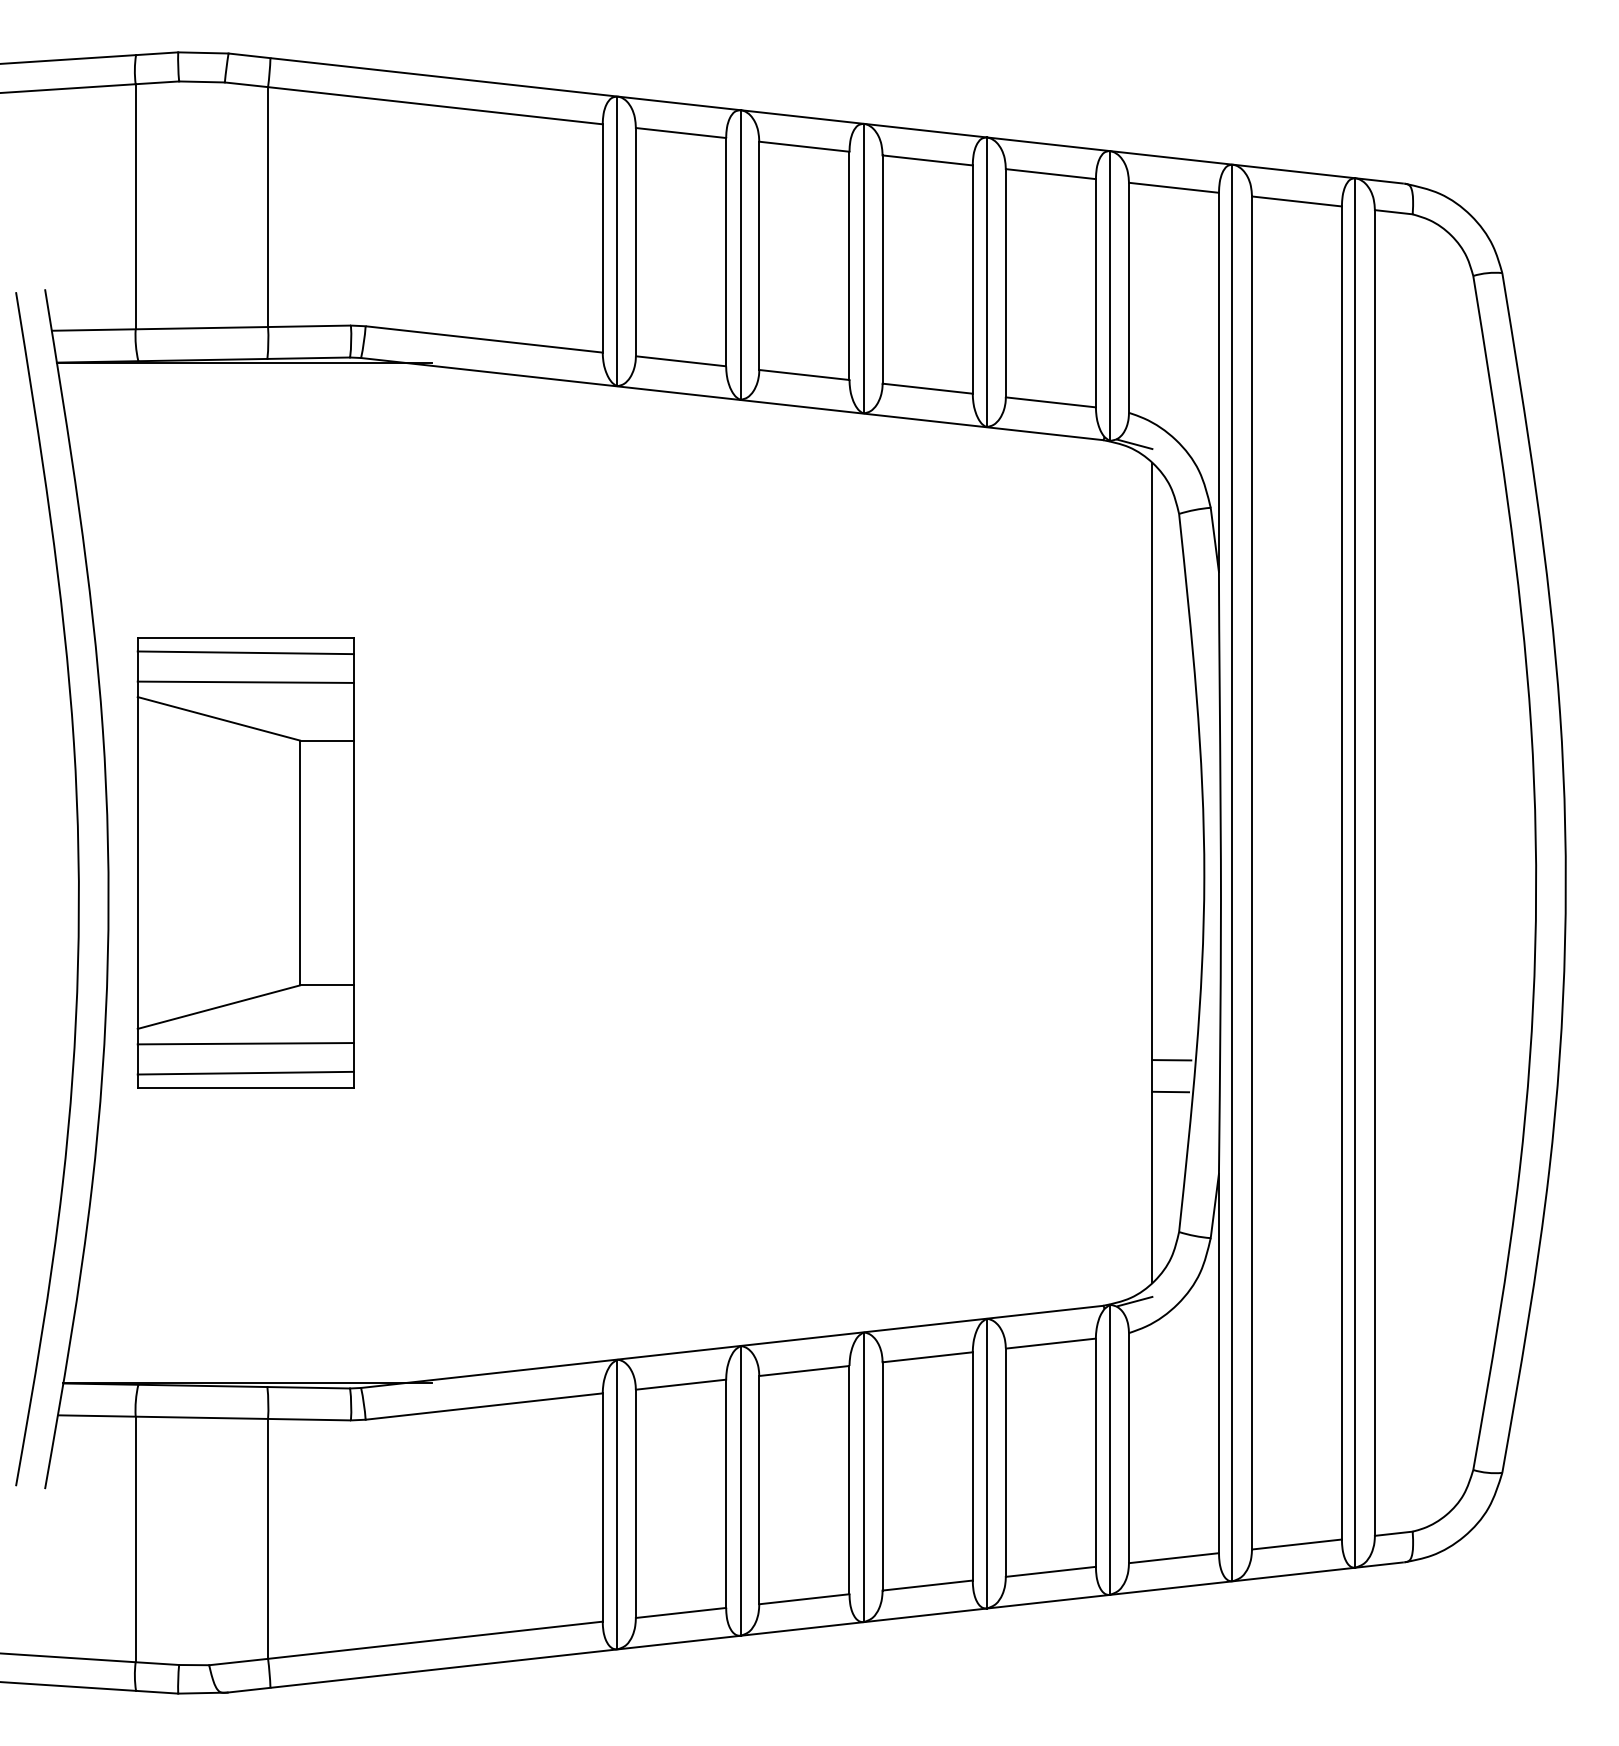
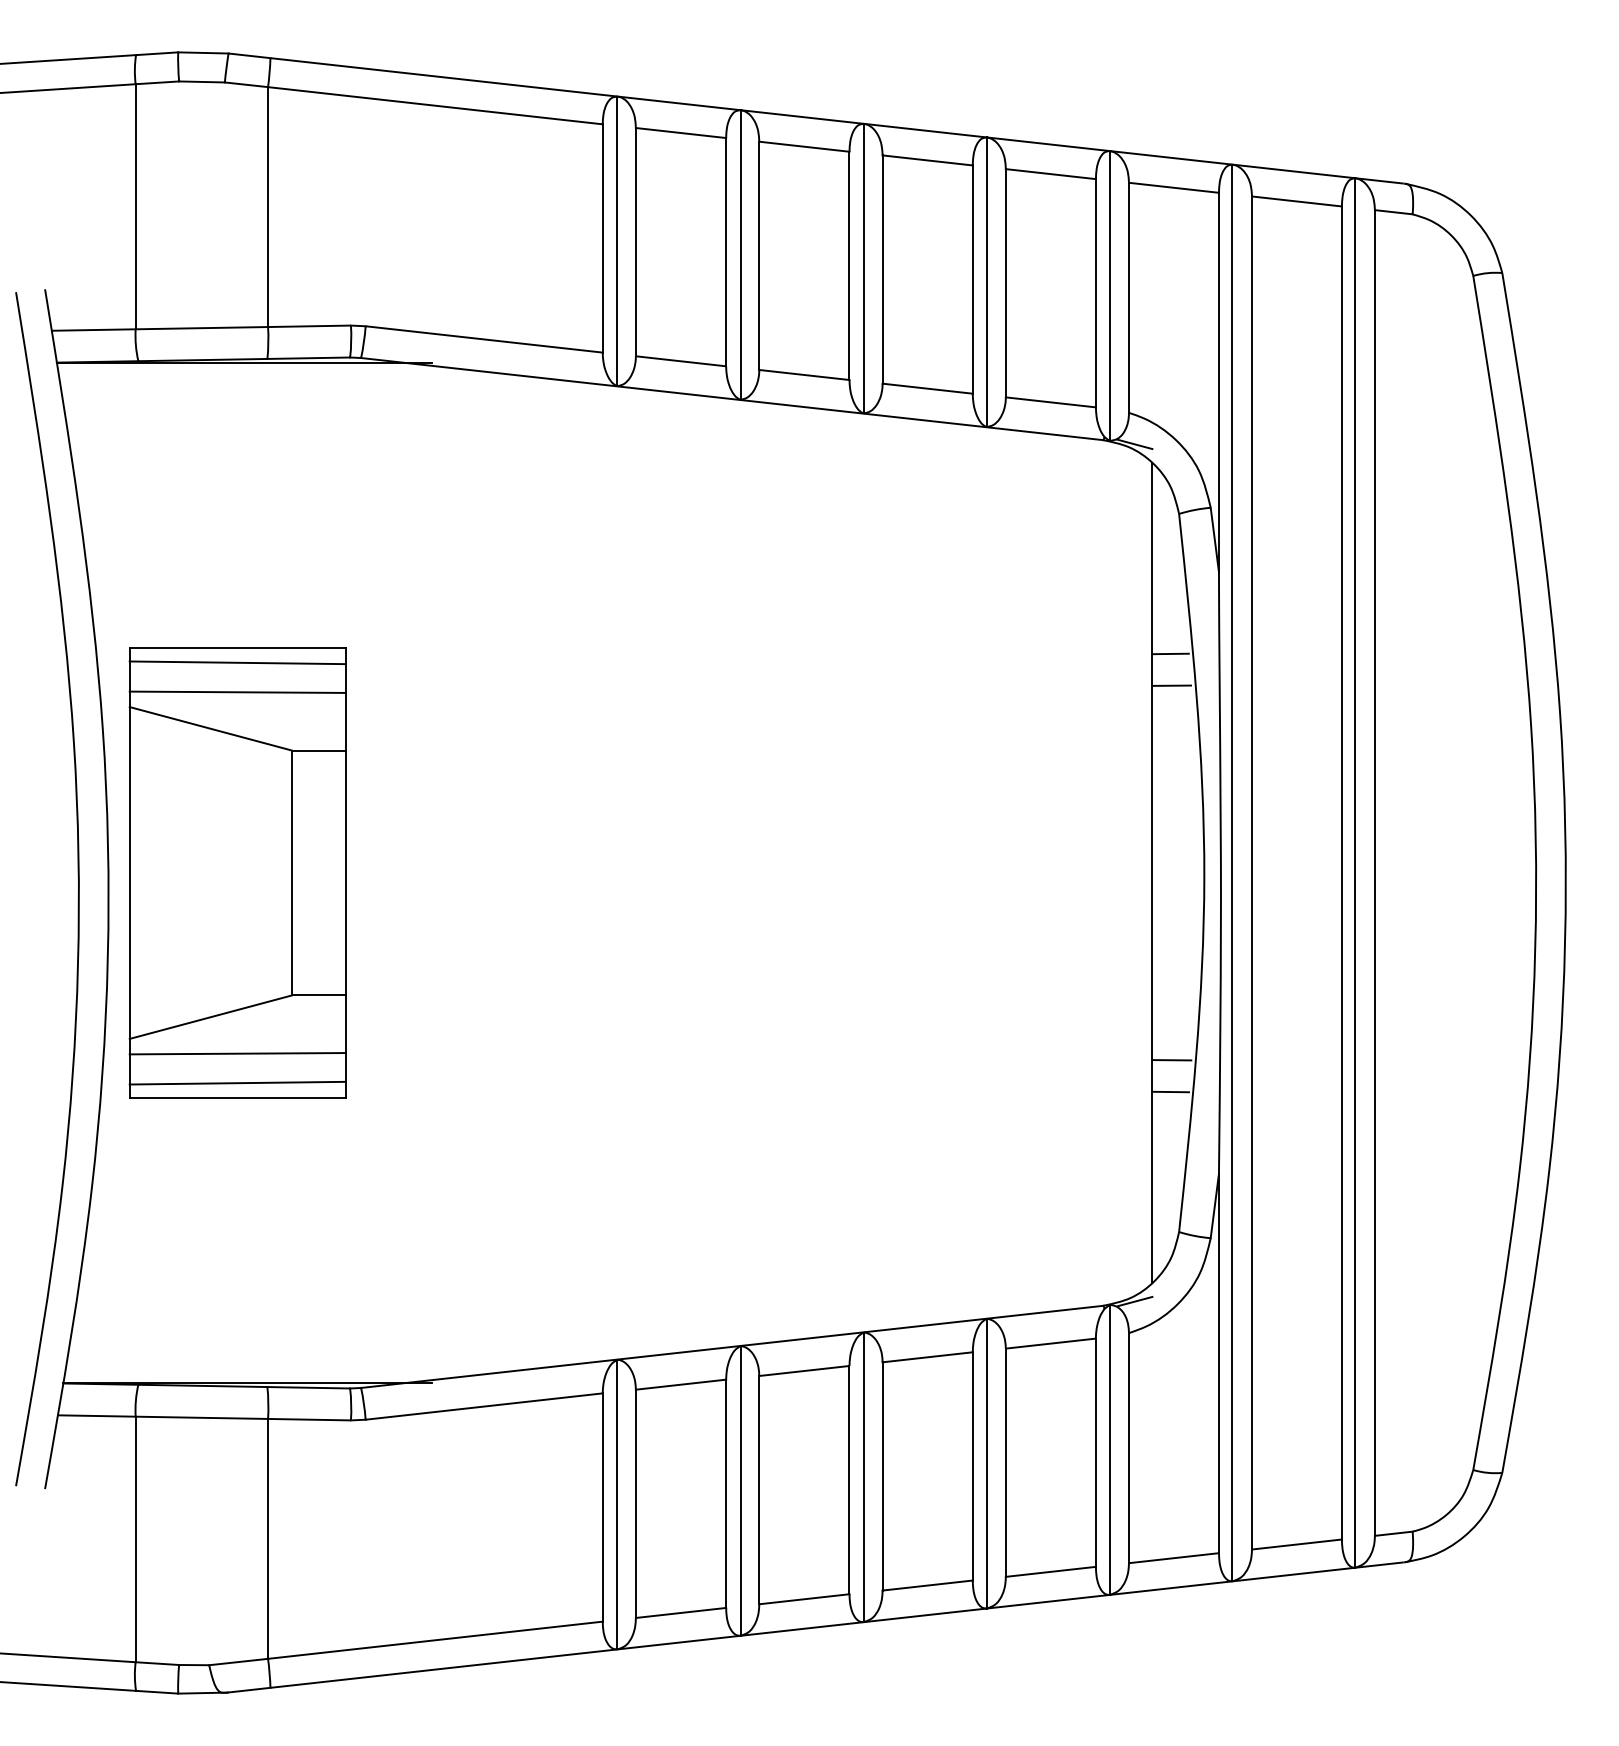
line: none -> present (1170, 653)
line: none -> present (1171, 685)
part position: (245, 862) -> (237, 872) (237, 872)
